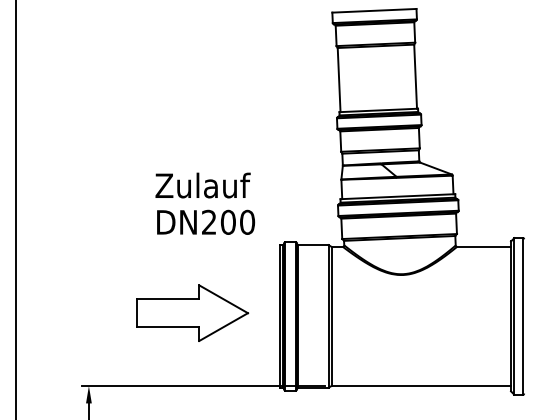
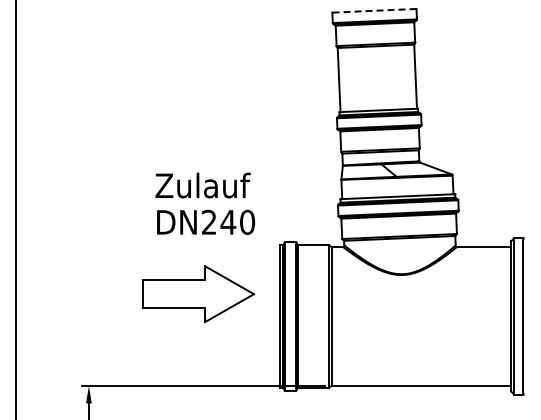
line: solid -> dashed (373, 10)
text: DN200 -> DN240 (228, 221)
part position: (192, 312) -> (198, 293) (198, 293)
